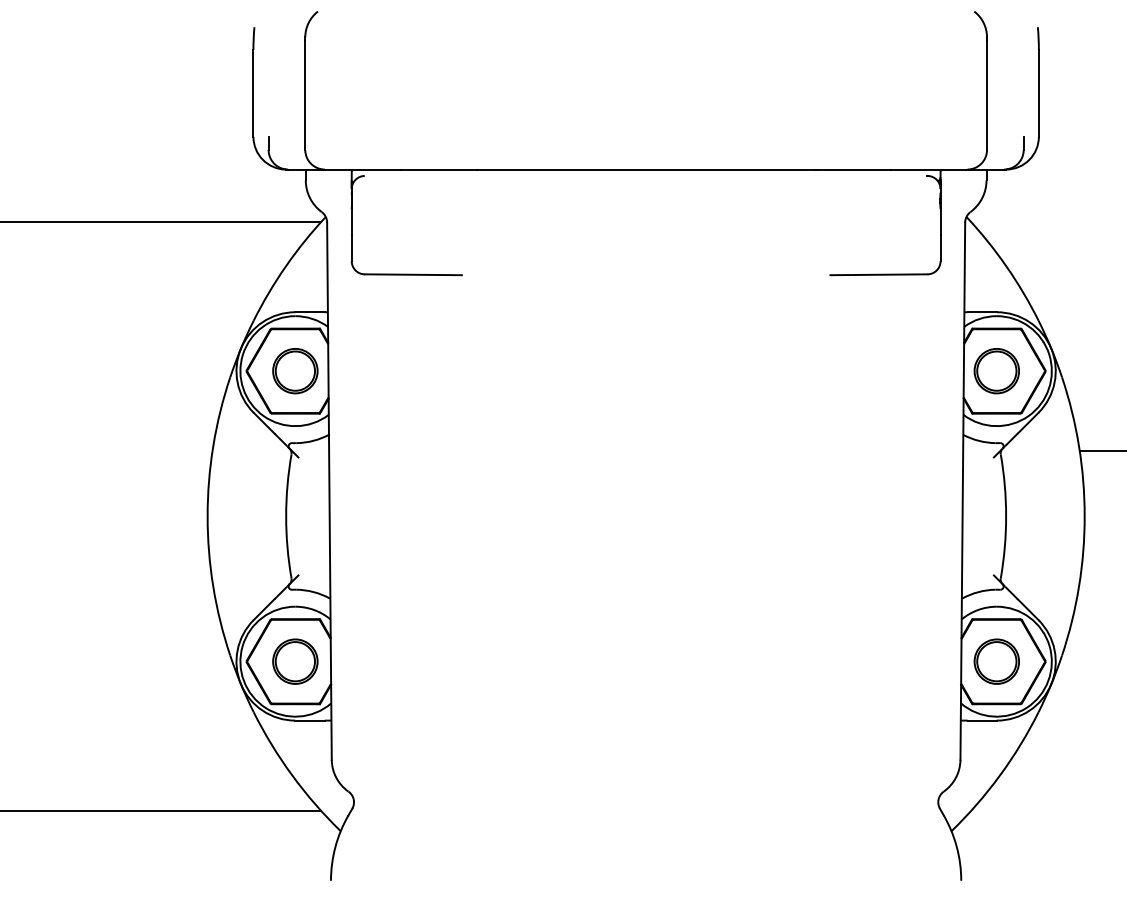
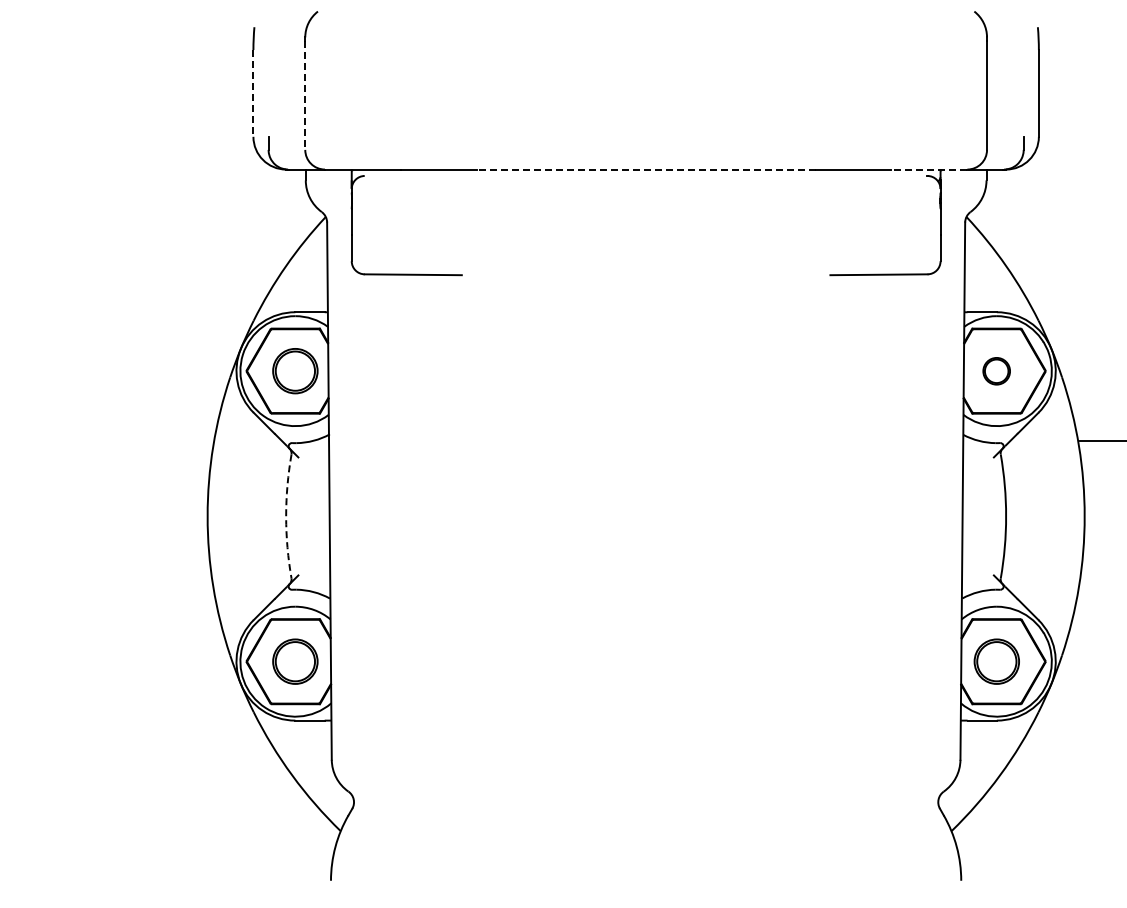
line: solid -> dashed (253, 93)
line: solid -> dashed (305, 95)
line: solid -> dashed (646, 169)
line: solid -> dashed (929, 169)
line: present -> none (161, 221)
part size: 47x47 px -> 29x29 px (996, 371)
line position: (1101, 451) -> (1101, 441) (1101, 441)
arc: solid -> dashed (286, 516)
line: present -> none (161, 811)
